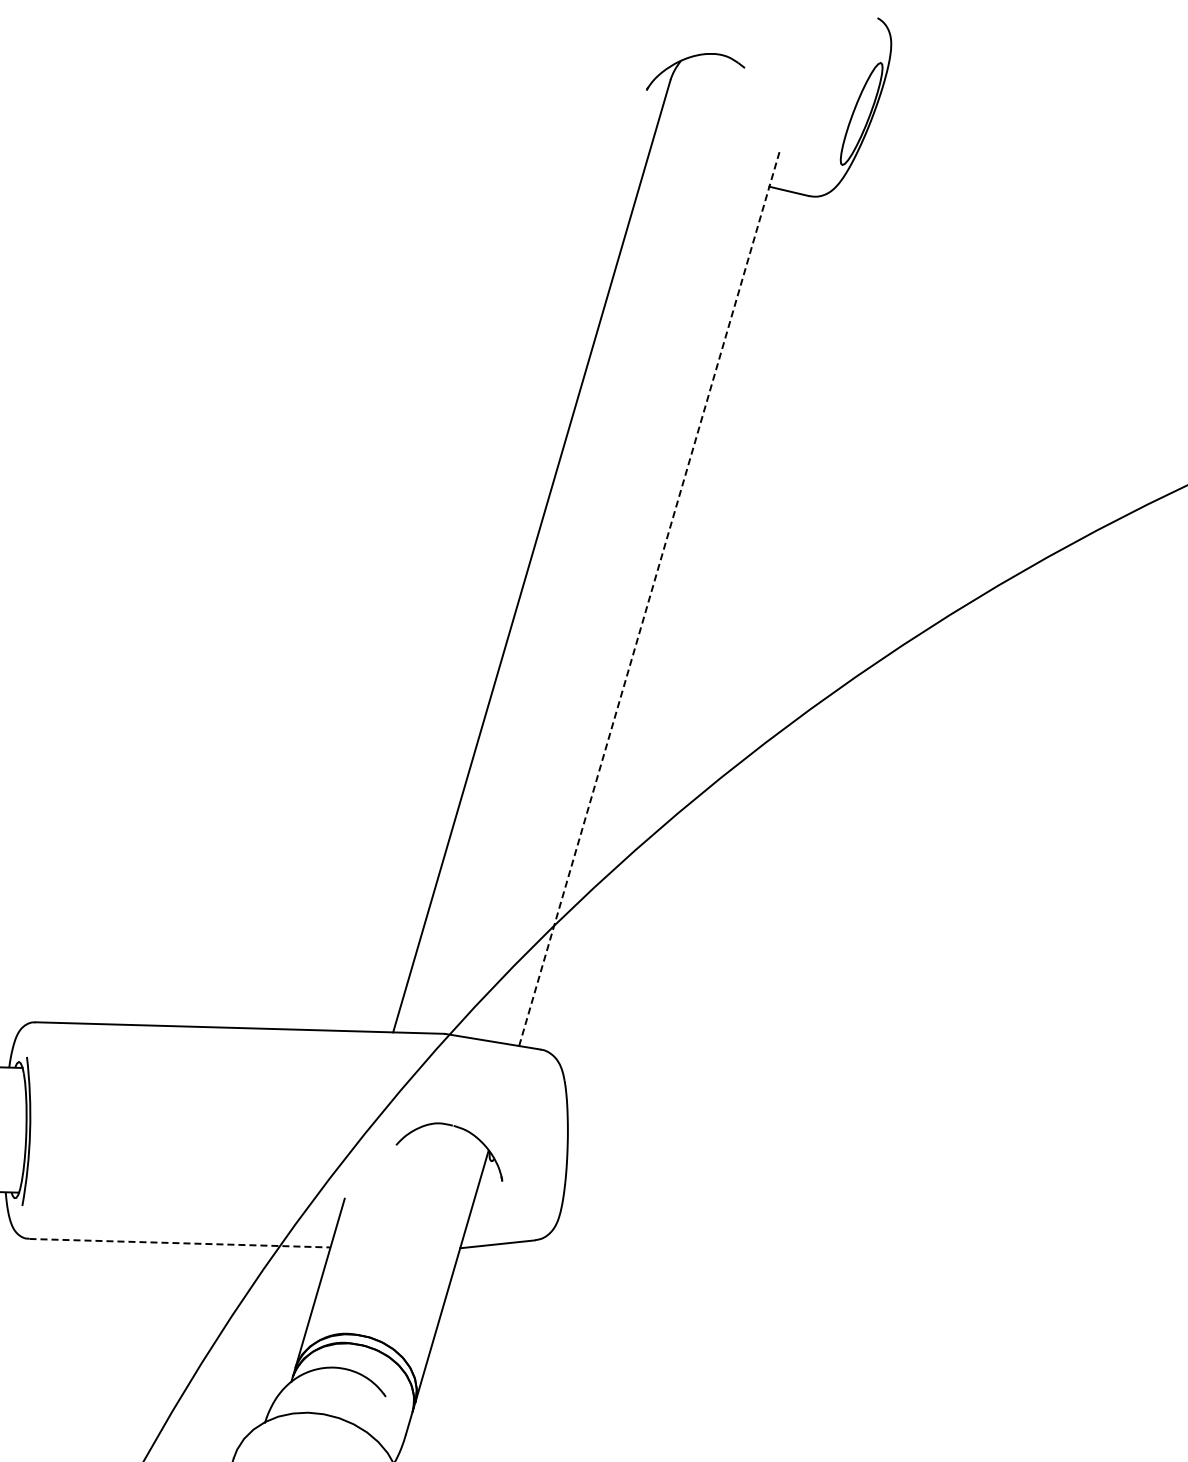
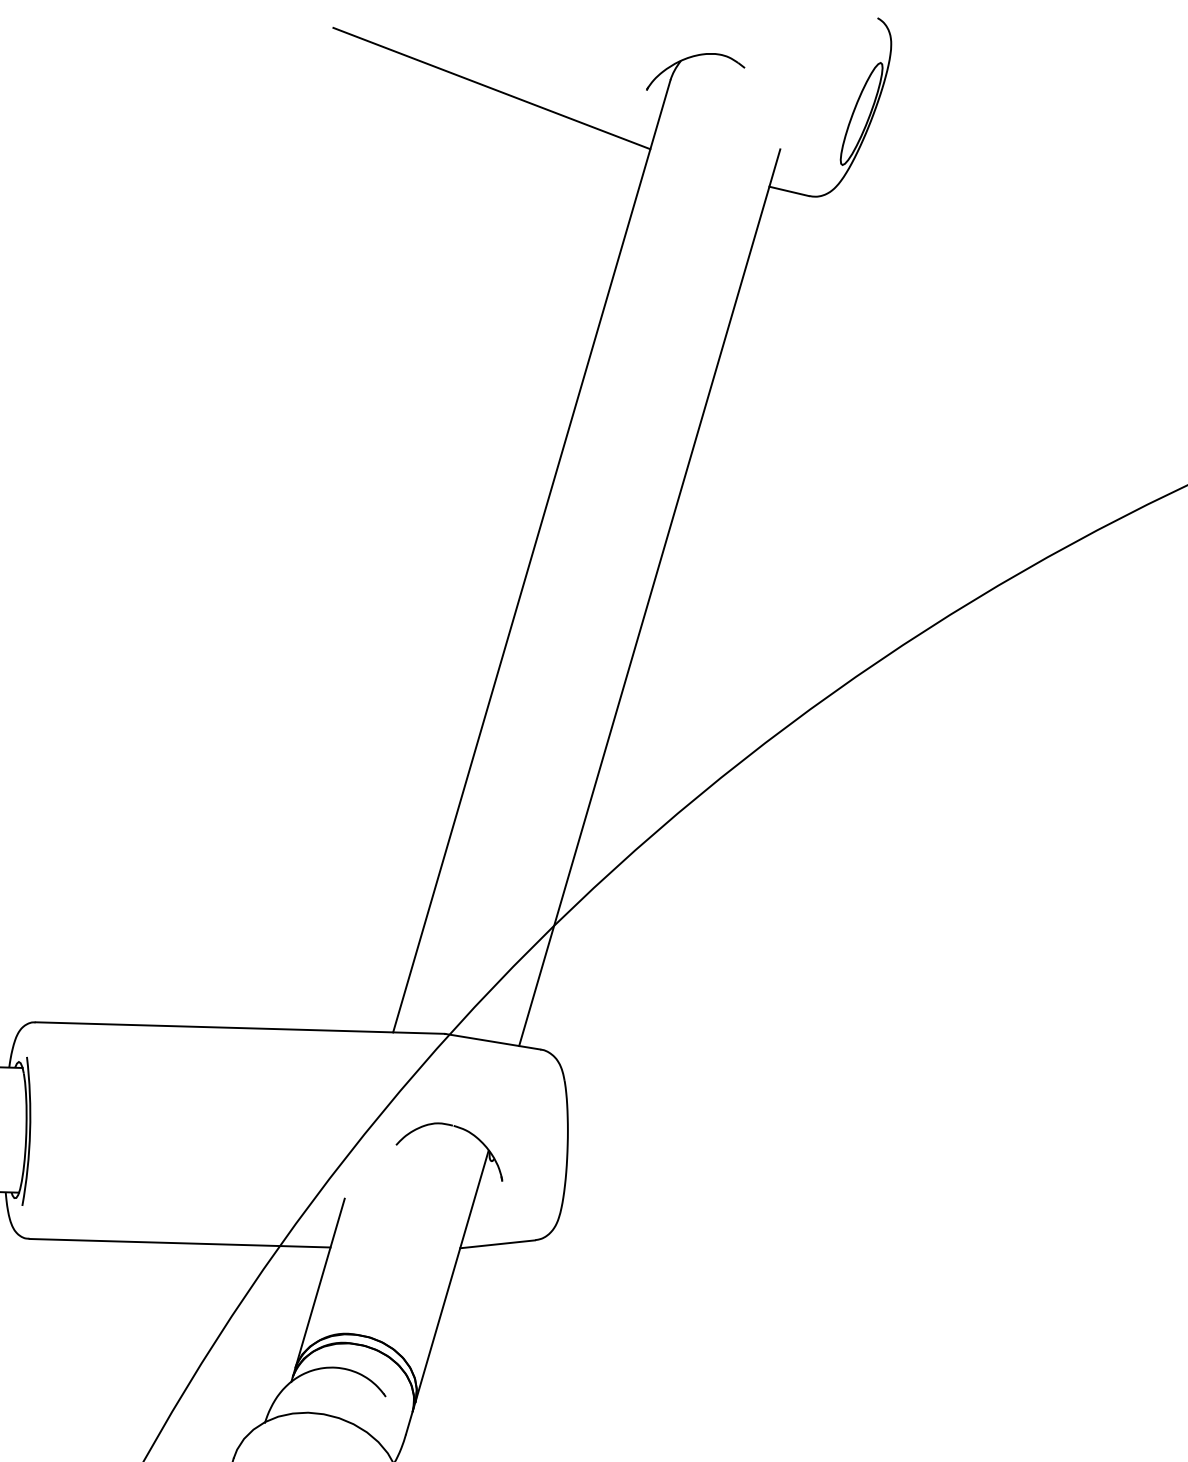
line: none -> present (491, 88)
line: dashed -> solid (649, 597)
line: dashed -> solid (180, 1243)
